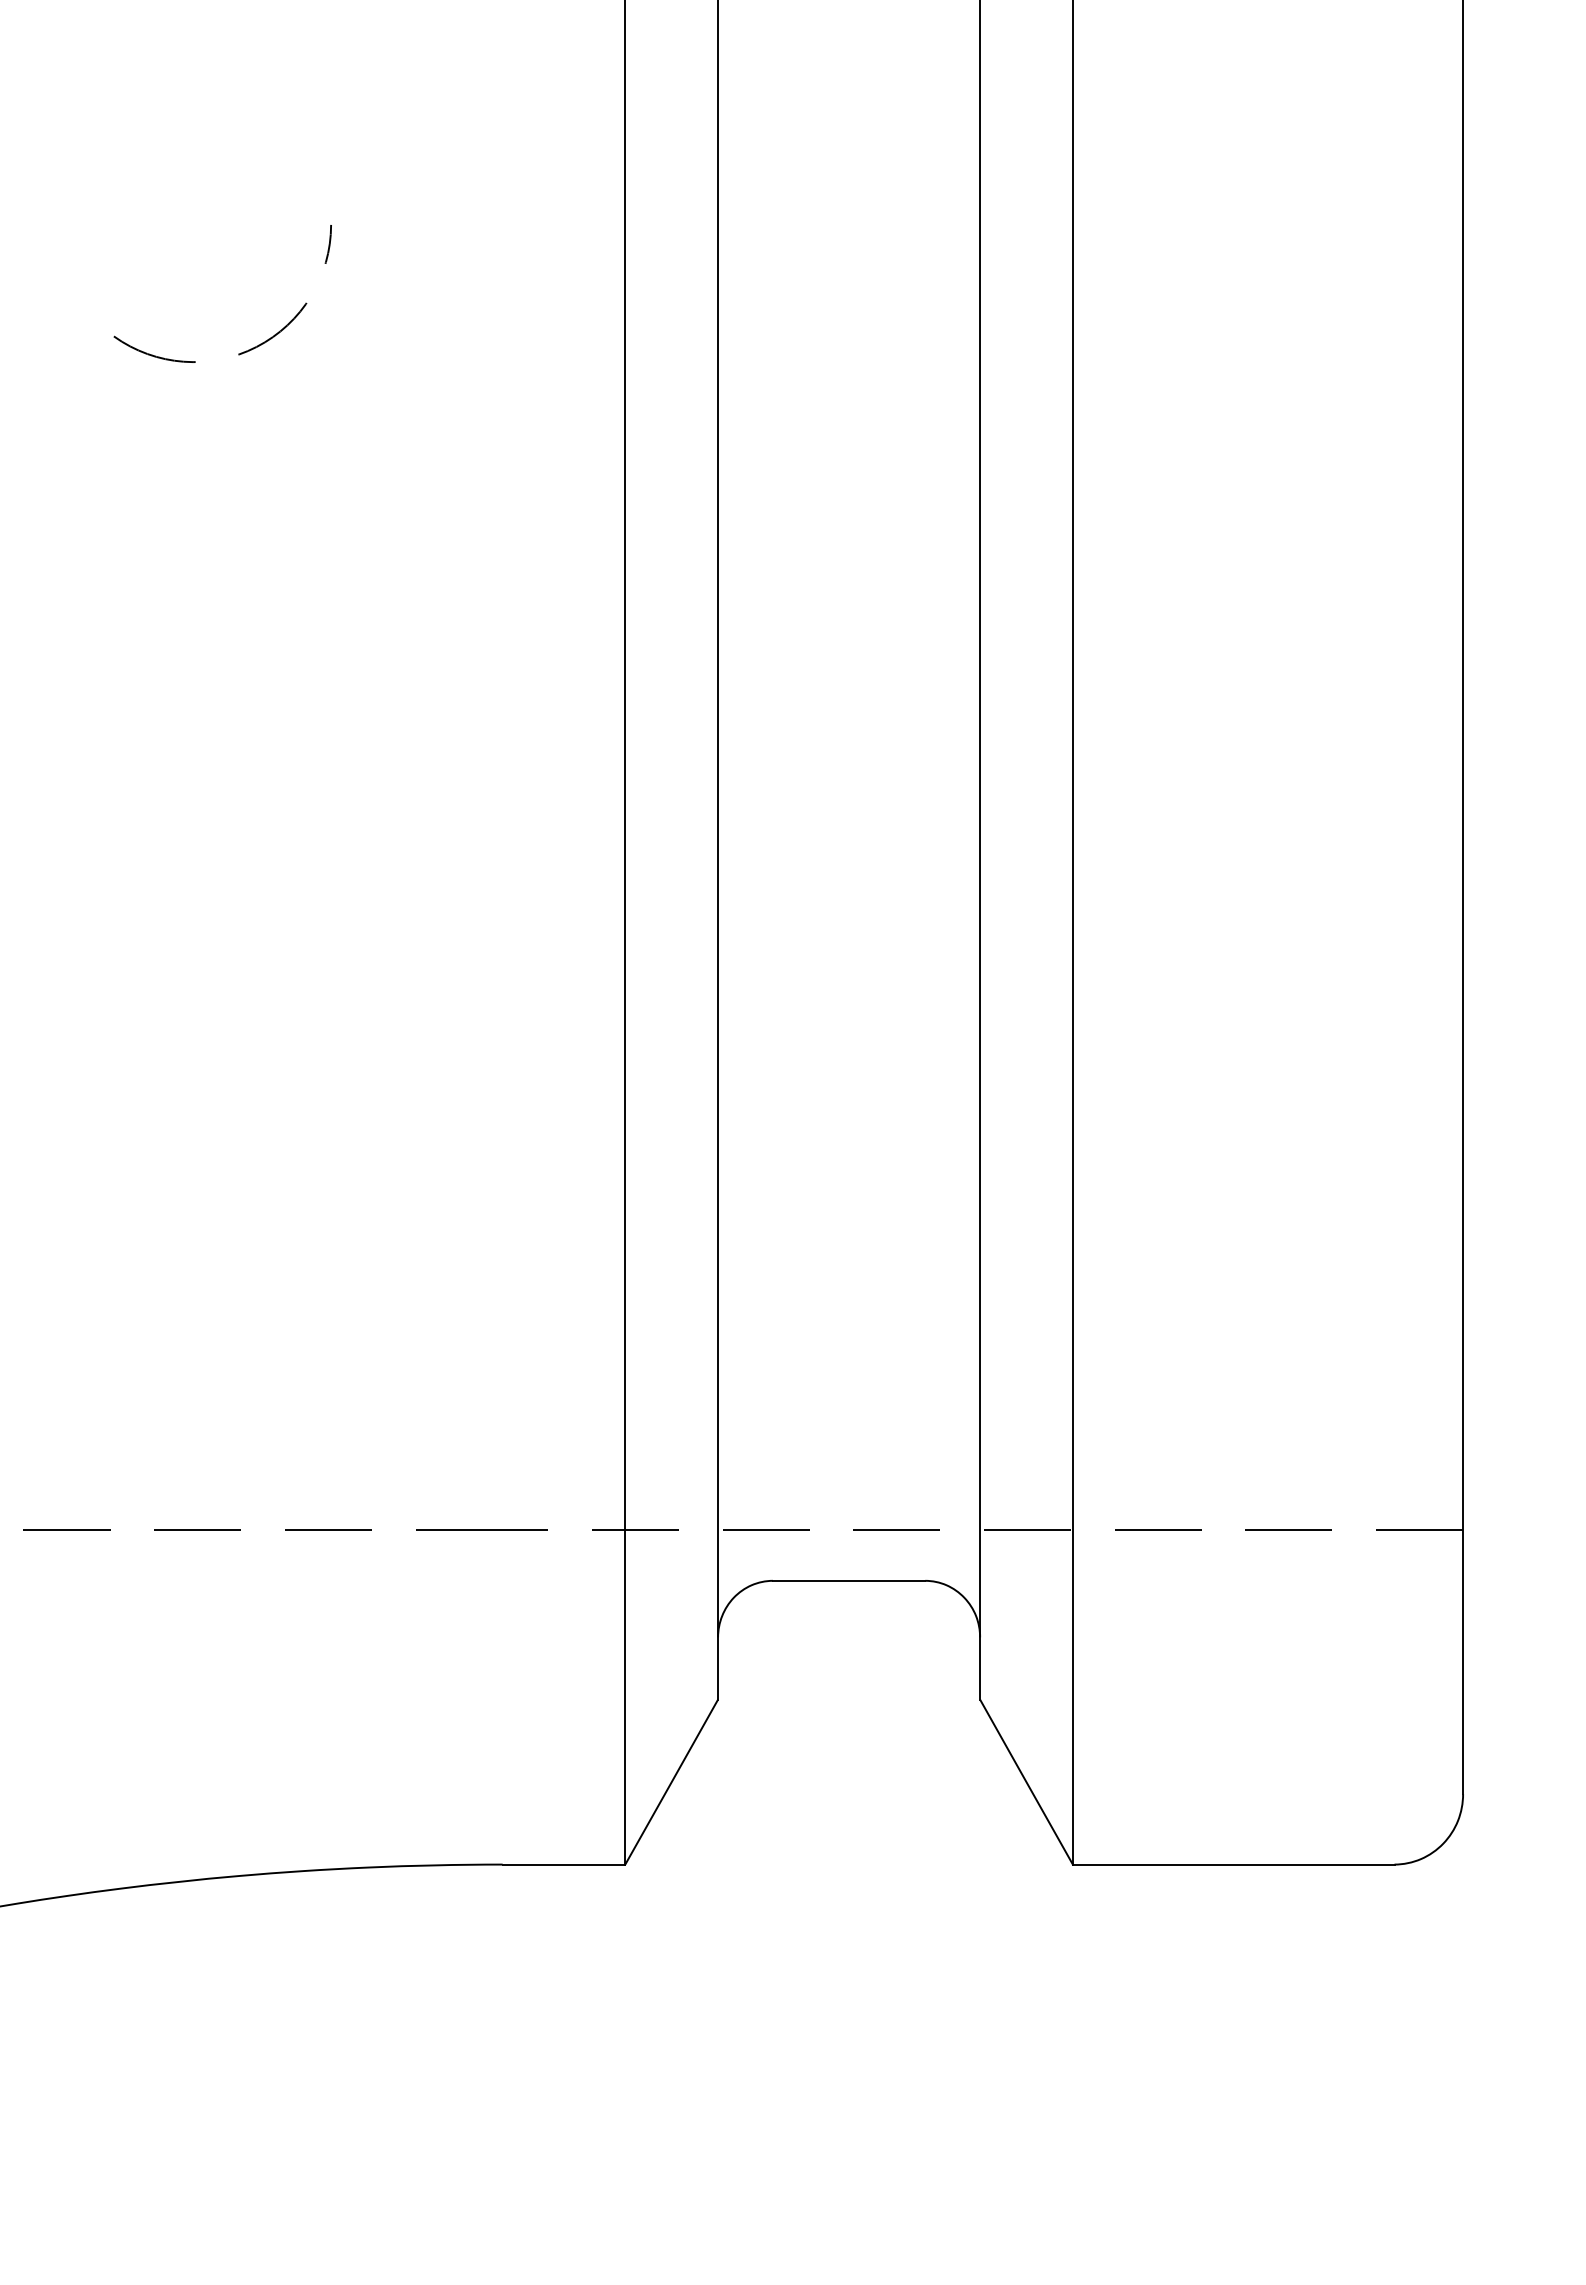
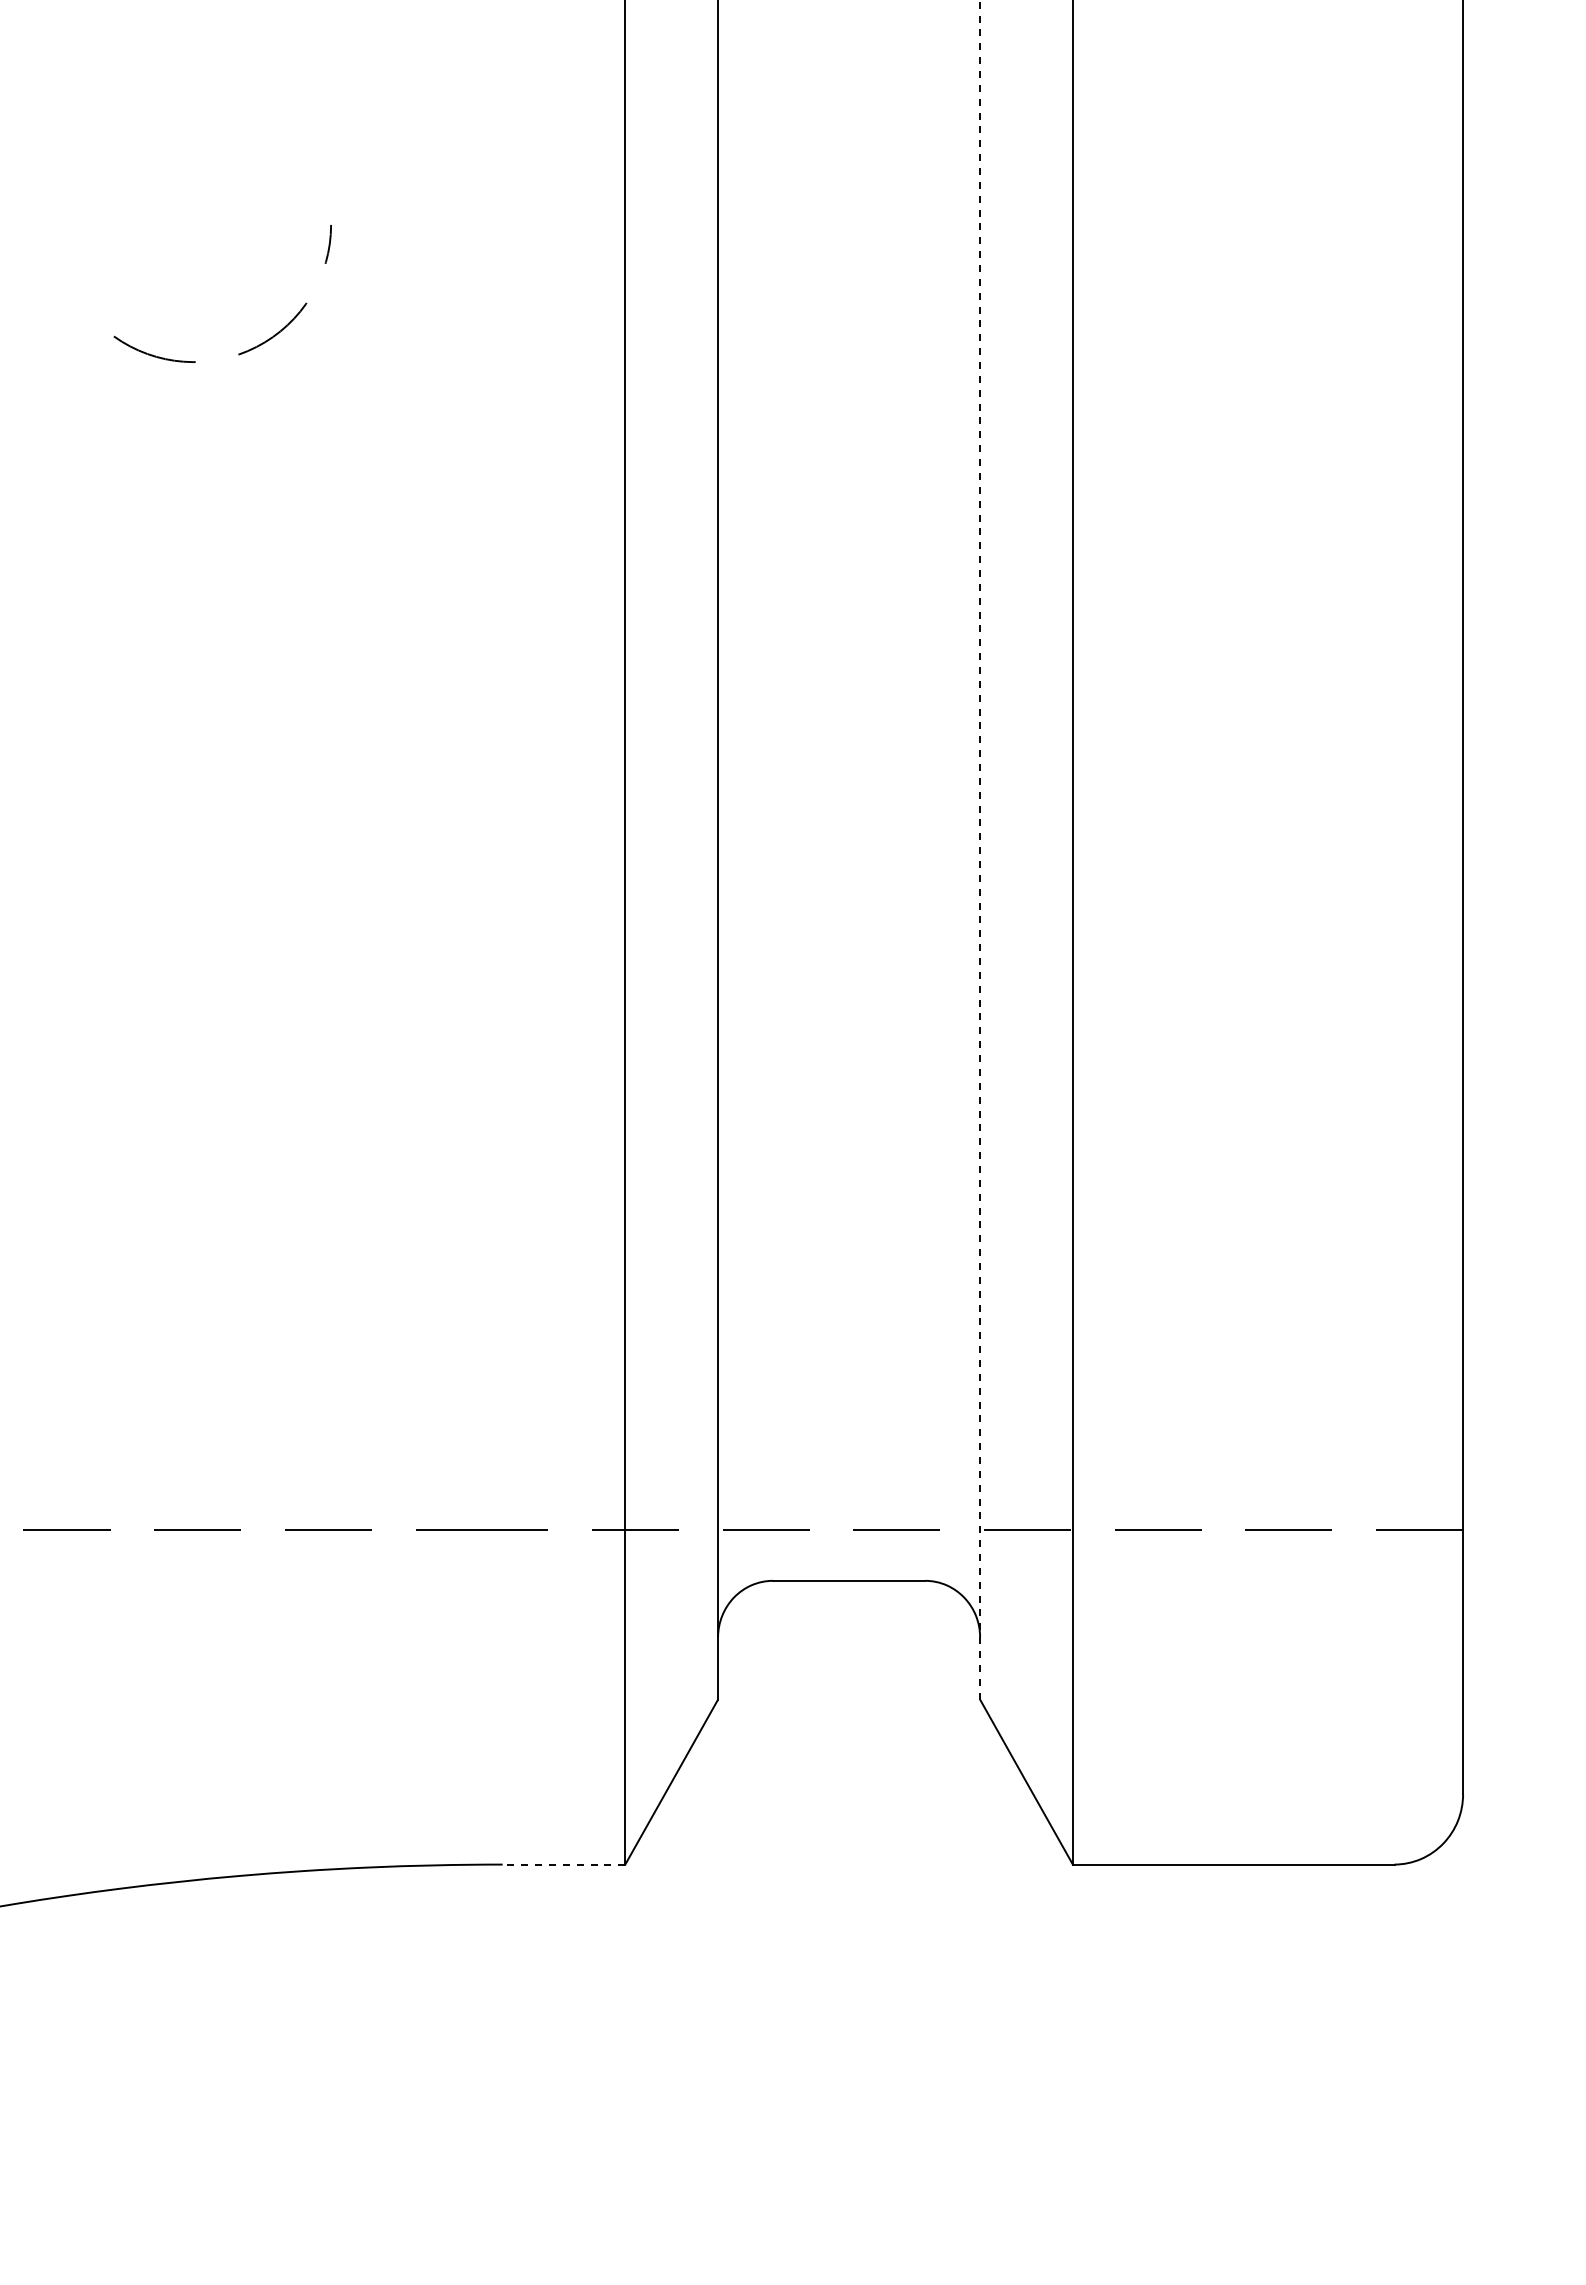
line: solid -> dashed (980, 849)
line: solid -> dashed (563, 1864)
